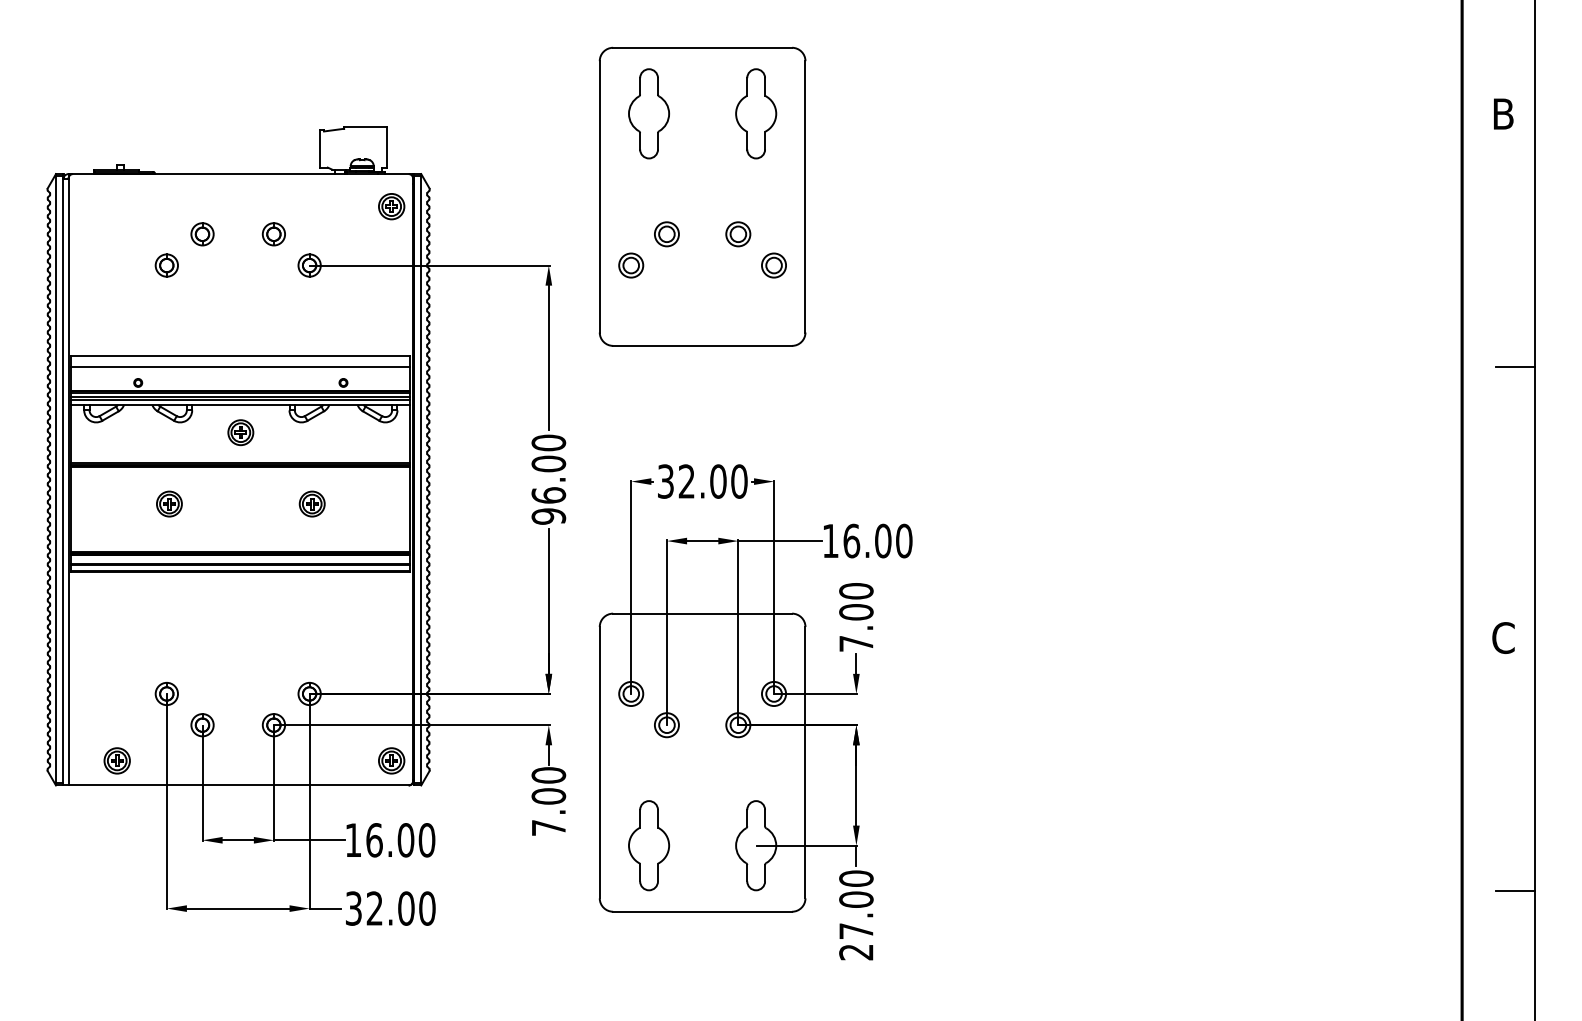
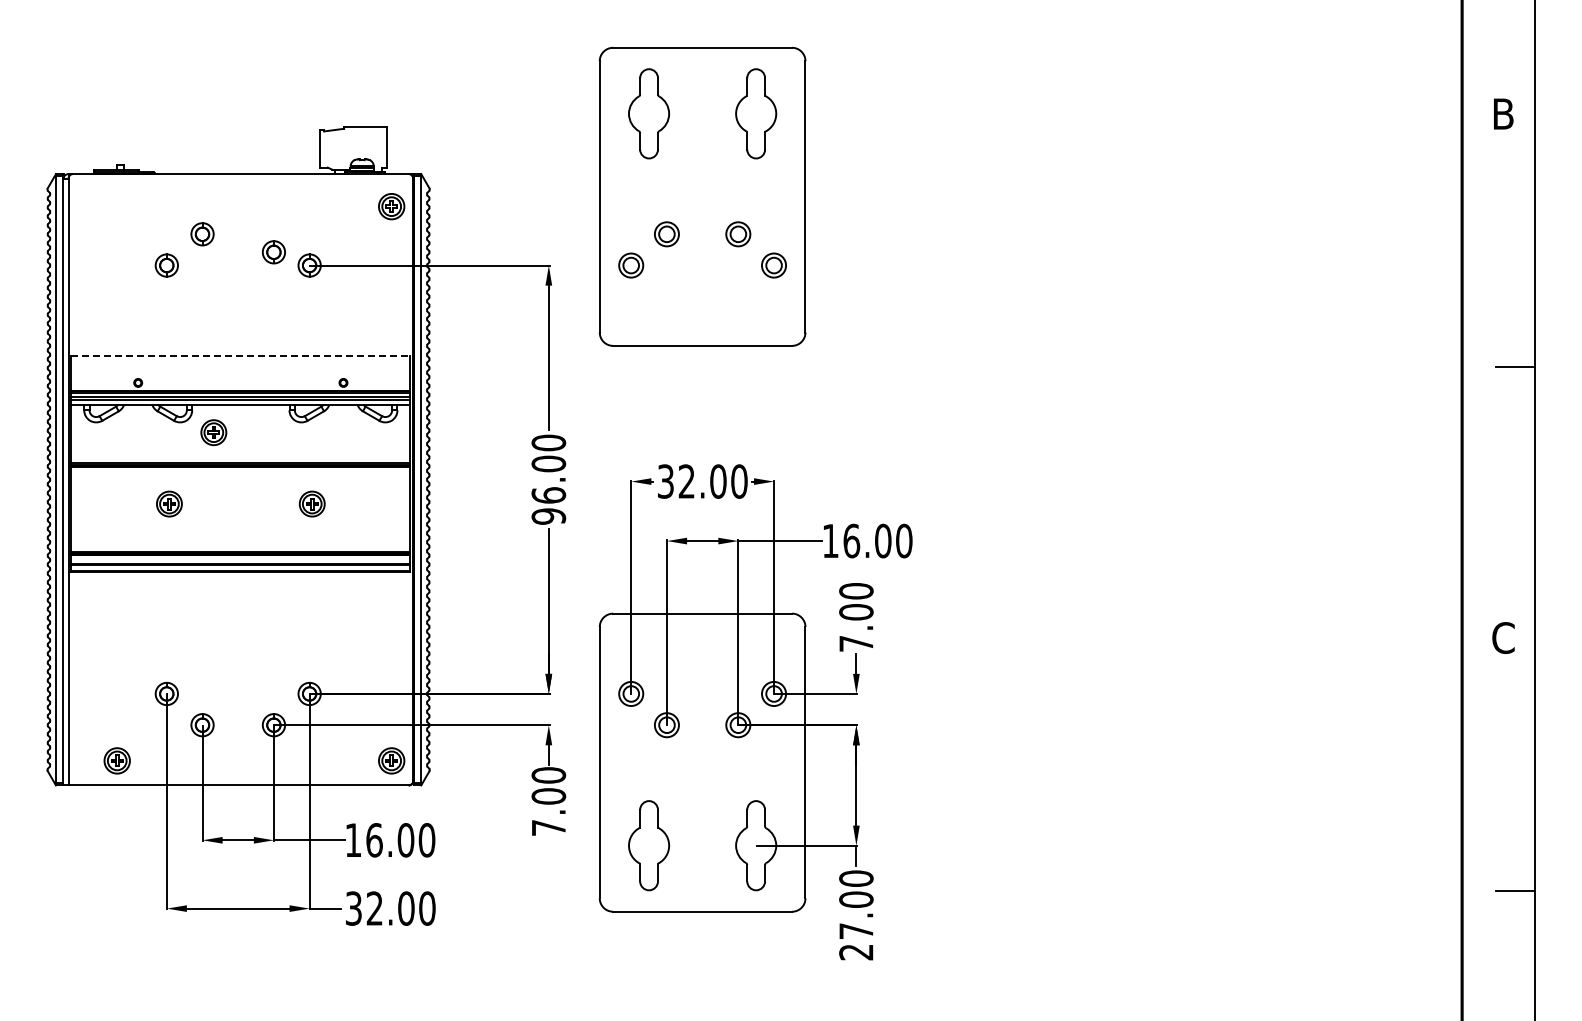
part position: (273, 234) -> (273, 252) (273, 252)
line: solid -> dashed (240, 356)
line: present -> none (240, 367)
part position: (240, 432) -> (213, 432) (213, 432)
